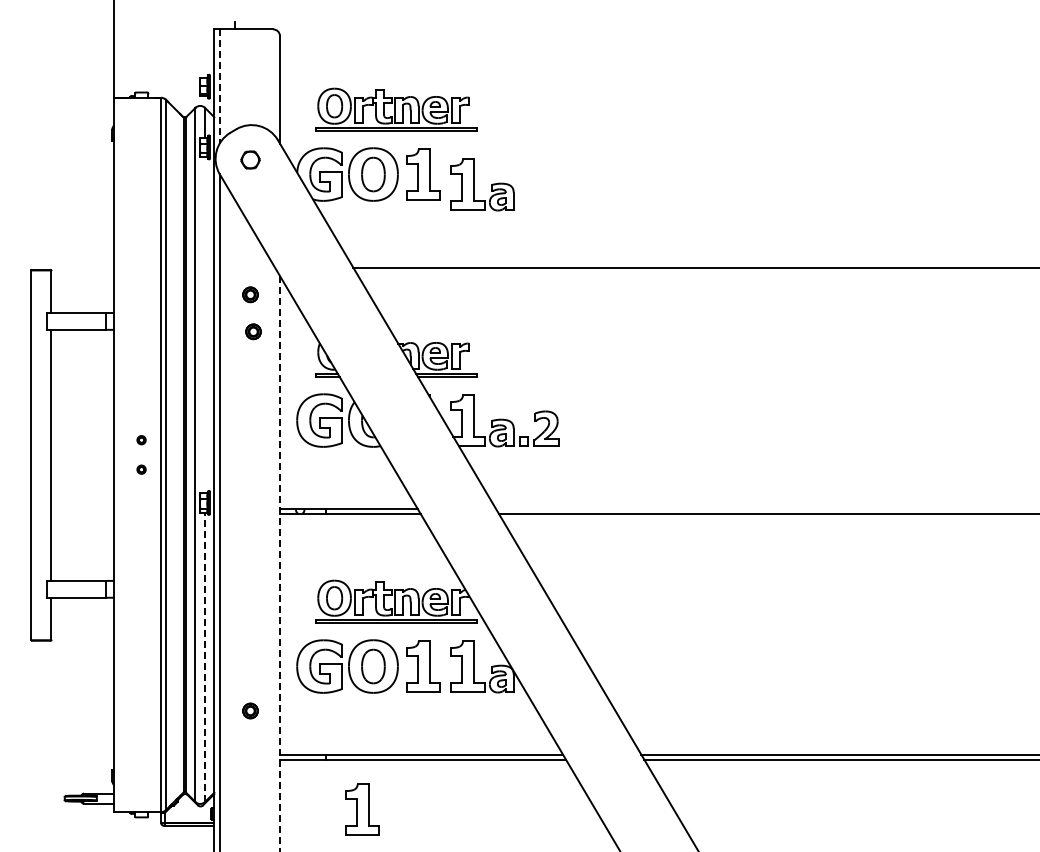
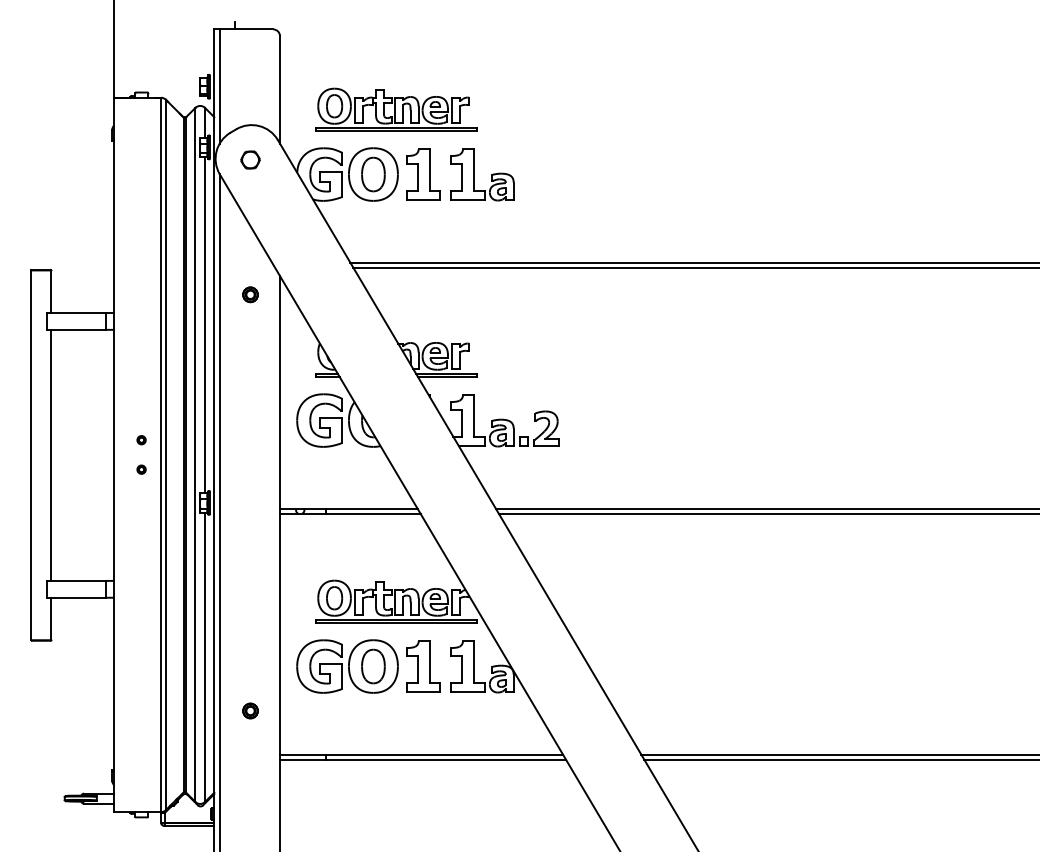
line: dashed -> solid (219, 87)
part position: (474, 184) -> (474, 174) (474, 174)
line: none -> present (693, 262)
line: none -> present (205, 325)
part: present -> none (253, 331)
line: none -> present (765, 508)
line: dashed -> solid (280, 563)
line: dashed -> solid (205, 657)
part: present -> none (362, 809)
